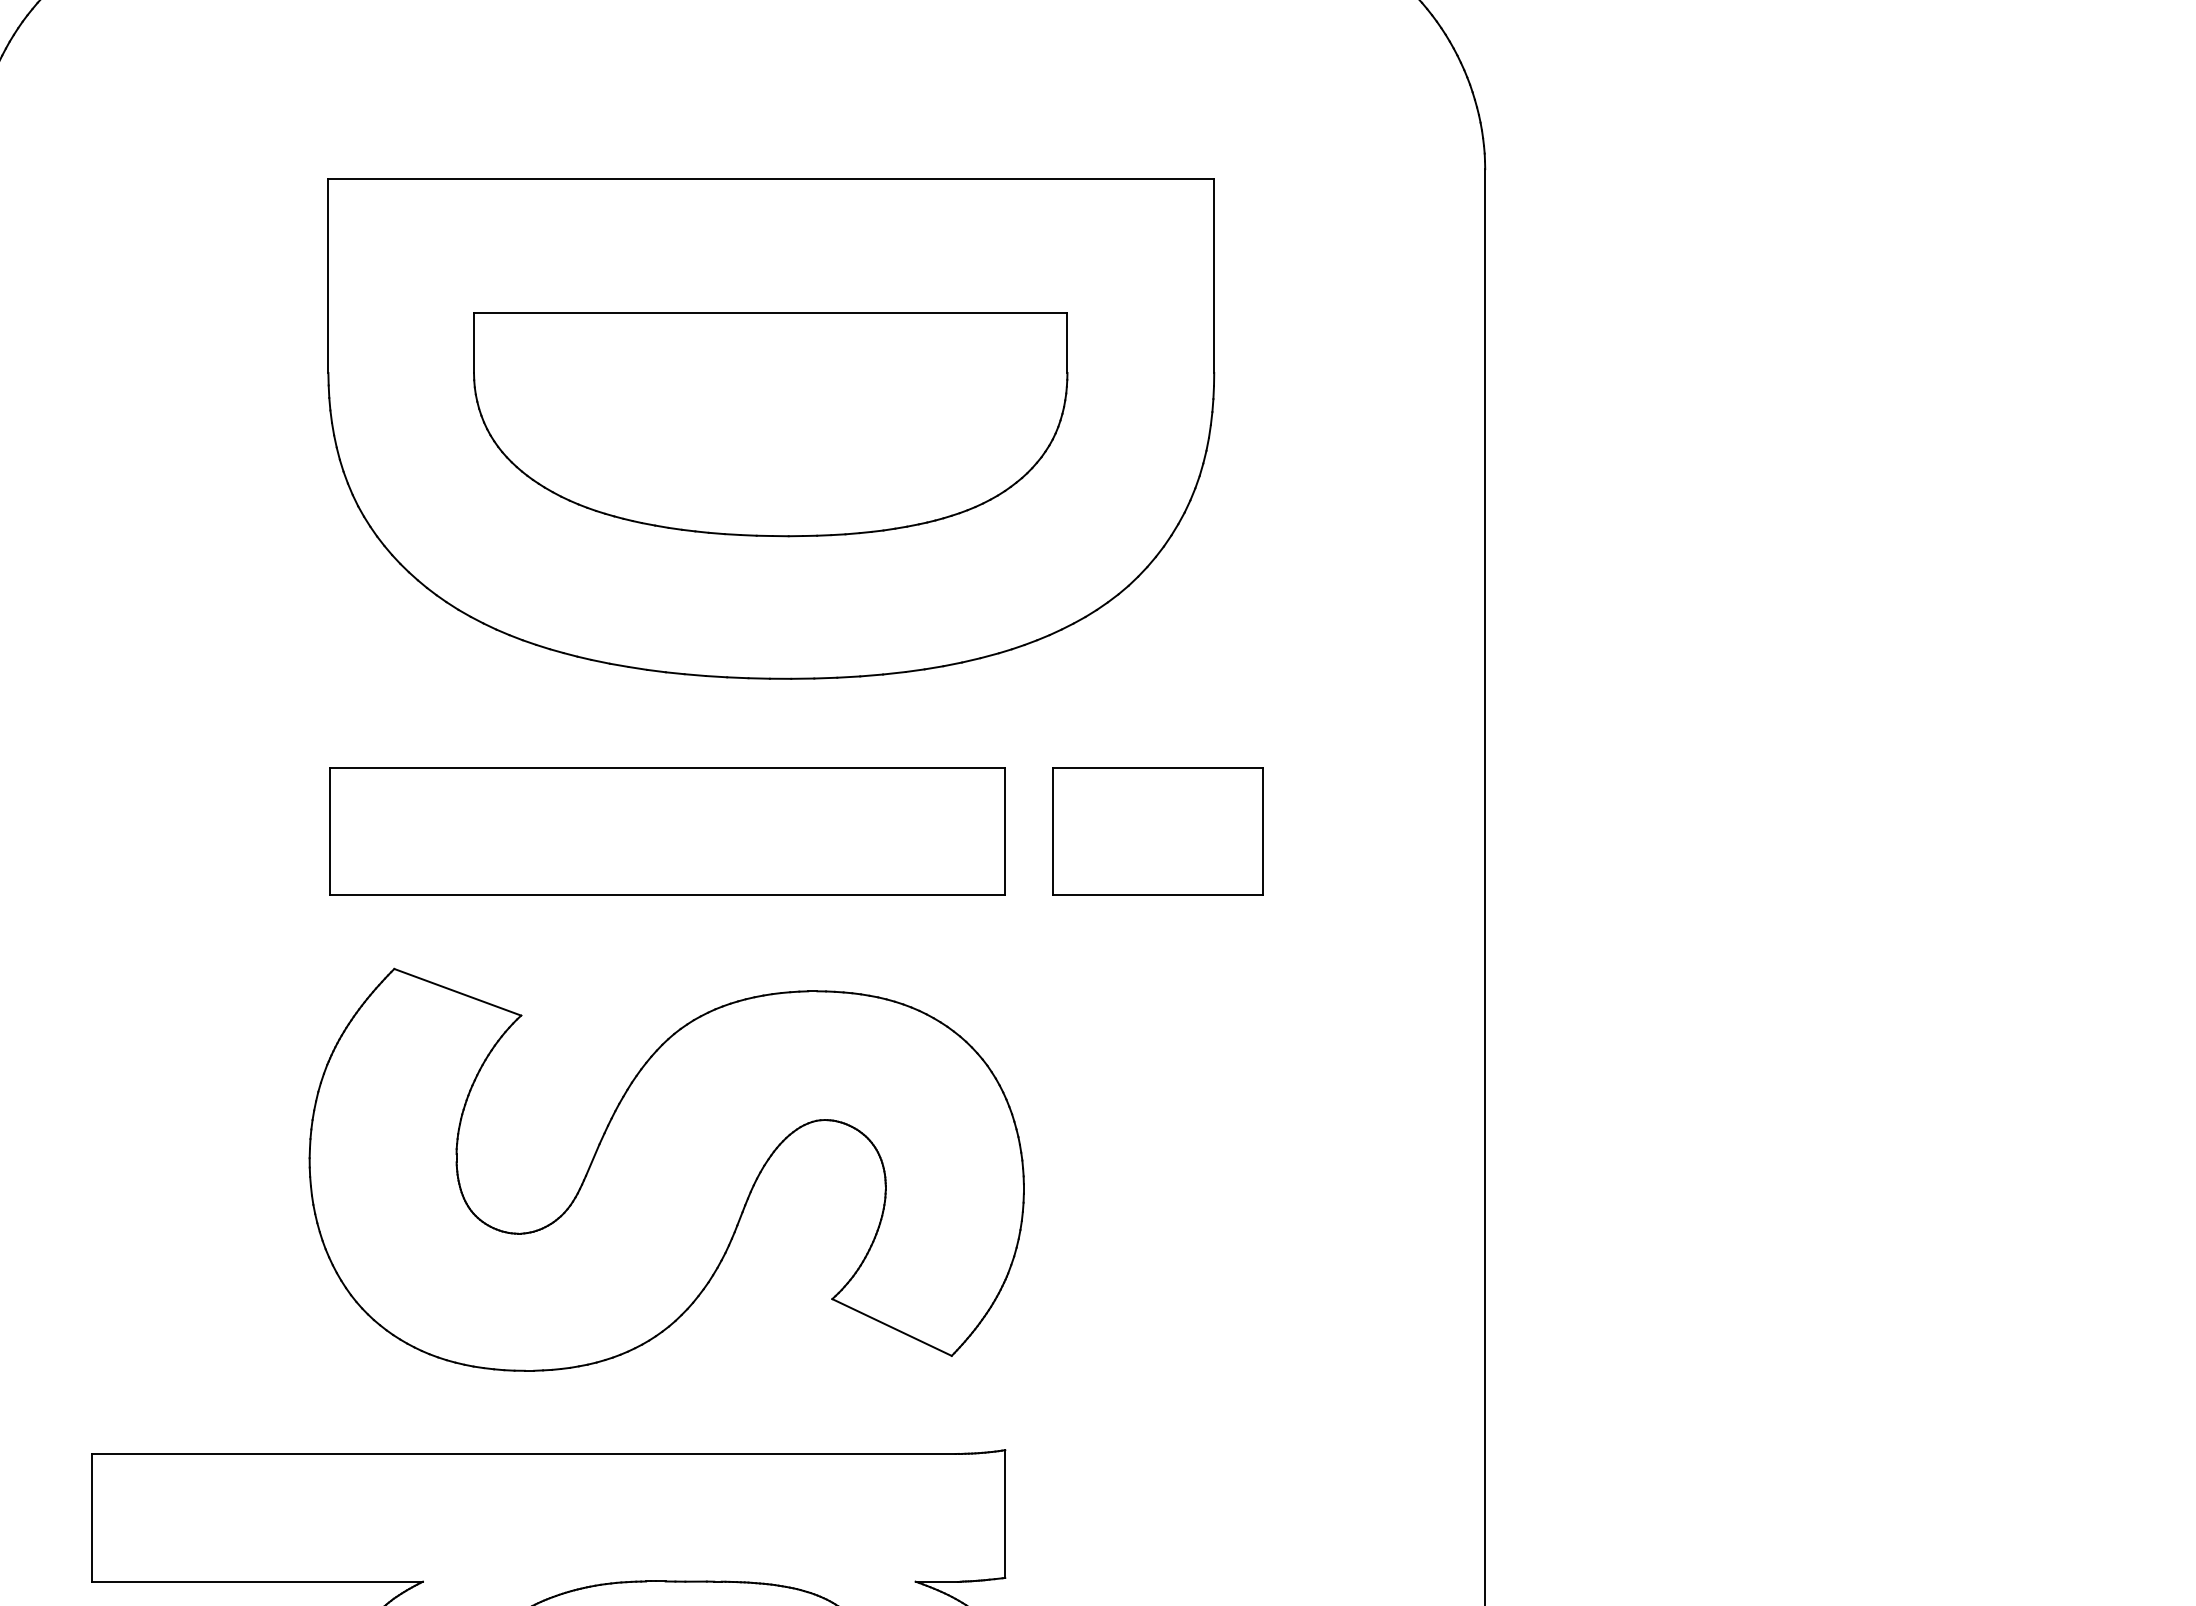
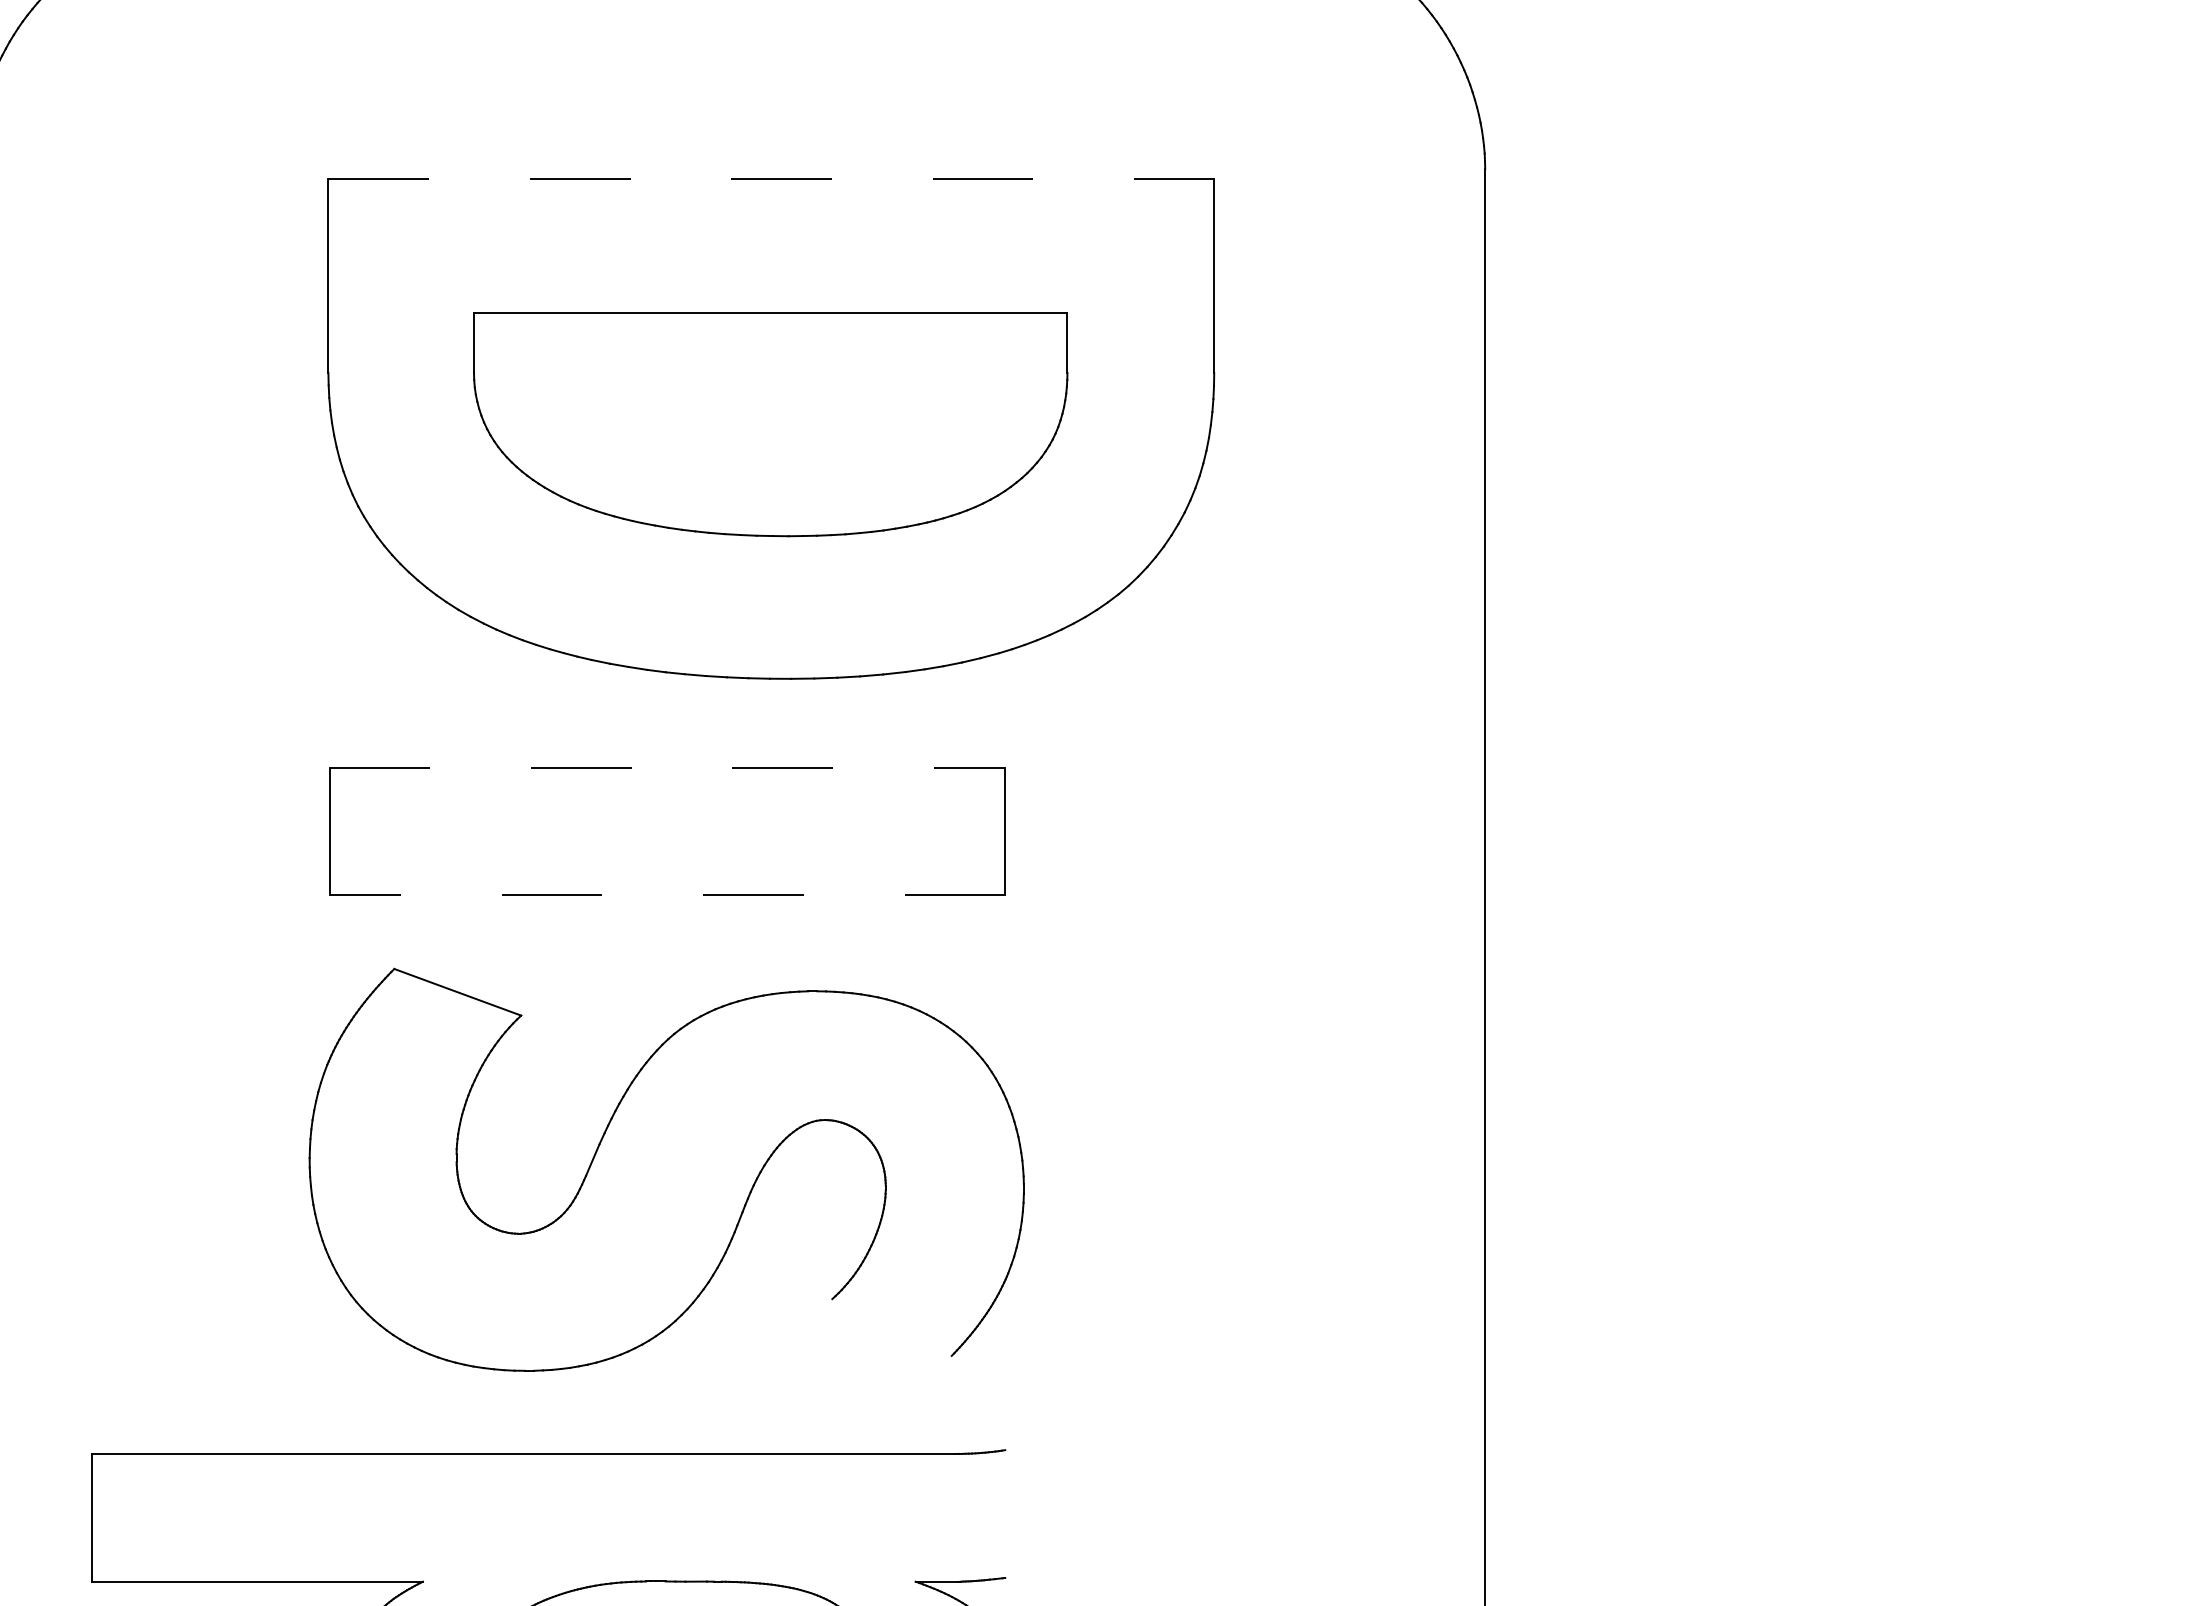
line: solid -> dashed (771, 179)
line: solid -> dashed (667, 767)
part: present -> none (1157, 831)
line: solid -> dashed (667, 895)
line: present -> none (891, 1327)
line: present -> none (1005, 1513)
